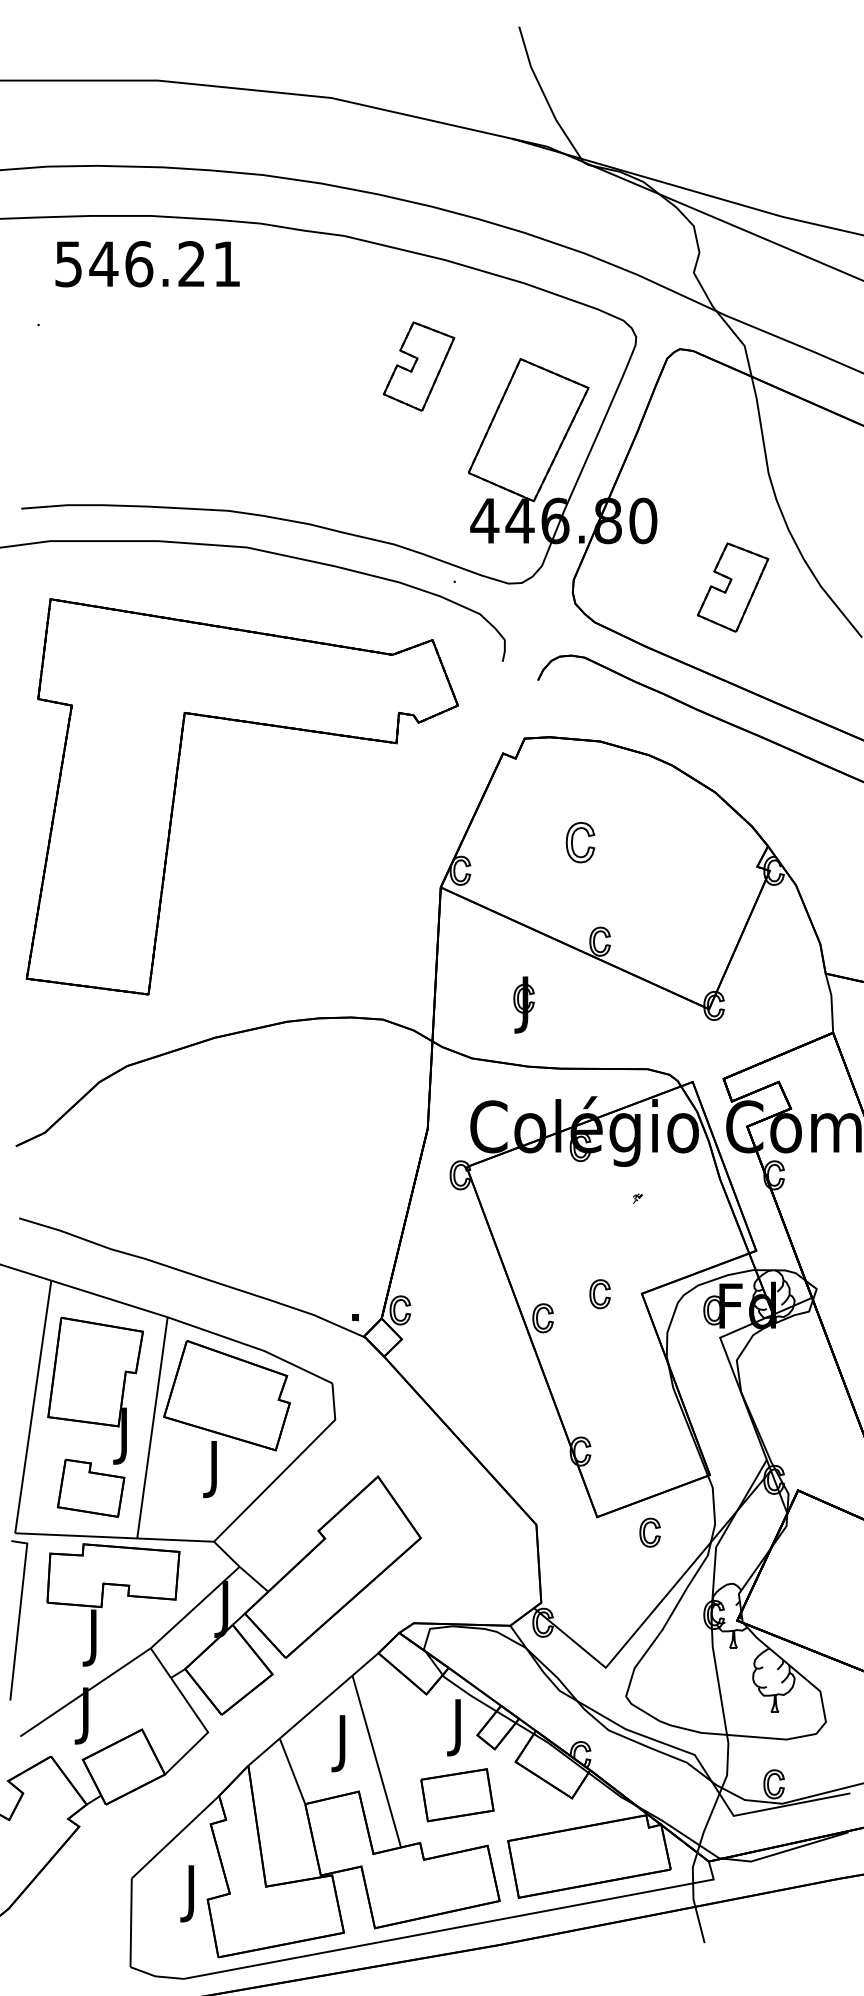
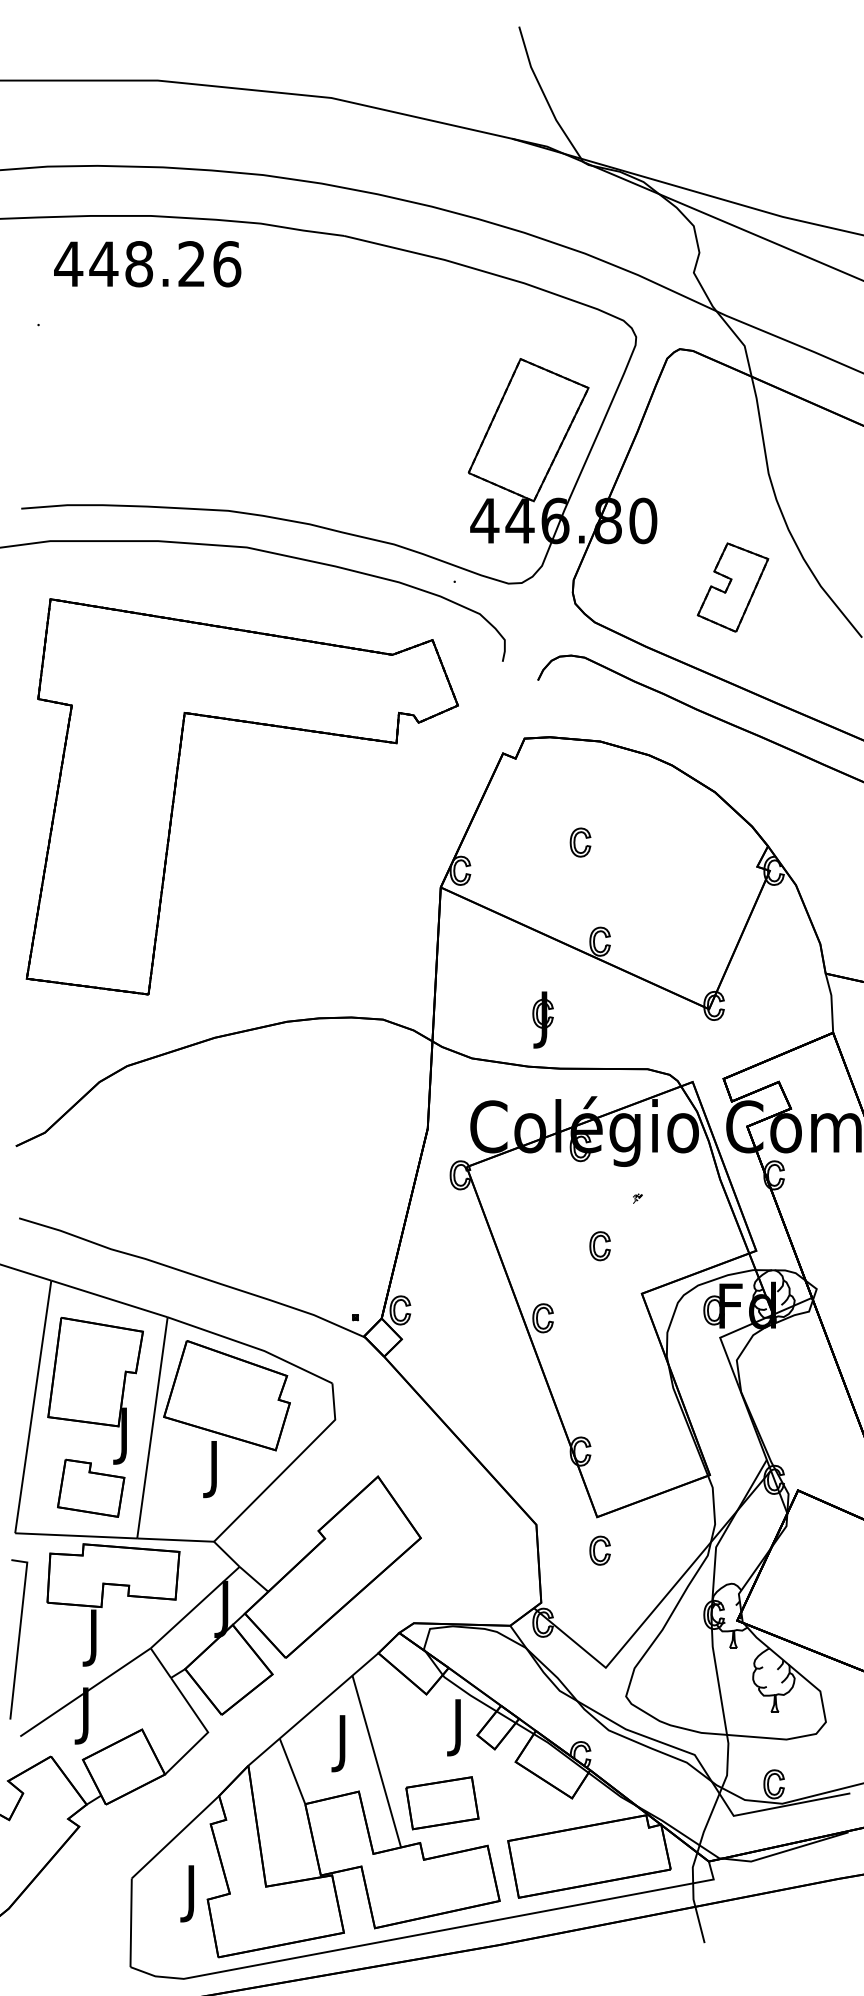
text: 546.21 -> 448.26 (147, 264)
part: present -> none (418, 366)
part size: 31x42 px -> 23x31 px (580, 842)
part position: (523, 1004) -> (542, 1019) (542, 1019)
part position: (599, 1294) -> (599, 1246) (599, 1246)
part position: (649, 1532) -> (599, 1550) (599, 1550)
line position: (18, 1620) -> (18, 1639) (18, 1639)
part position: (457, 1795) -> (442, 1803) (442, 1803)
